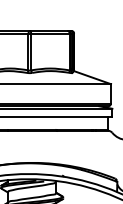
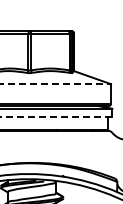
line: solid -> dashed (56, 84)
line: solid -> dashed (56, 116)
